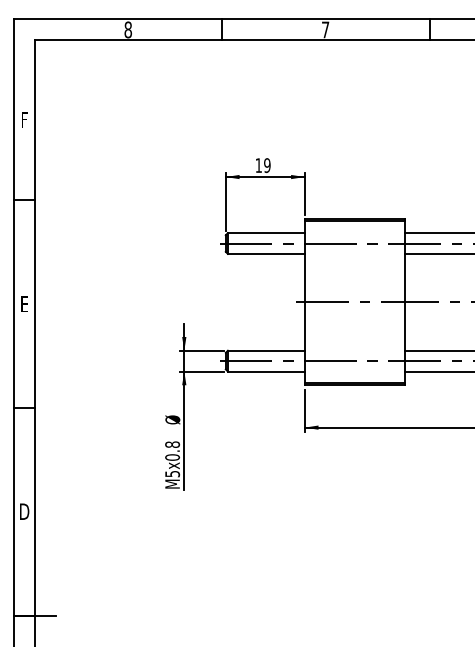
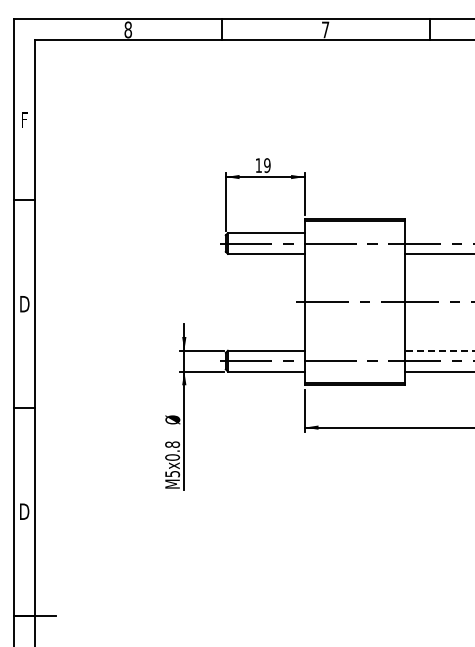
line: present -> none (437, 233)
text: E -> D (24, 304)
line: solid -> dashed (439, 350)
